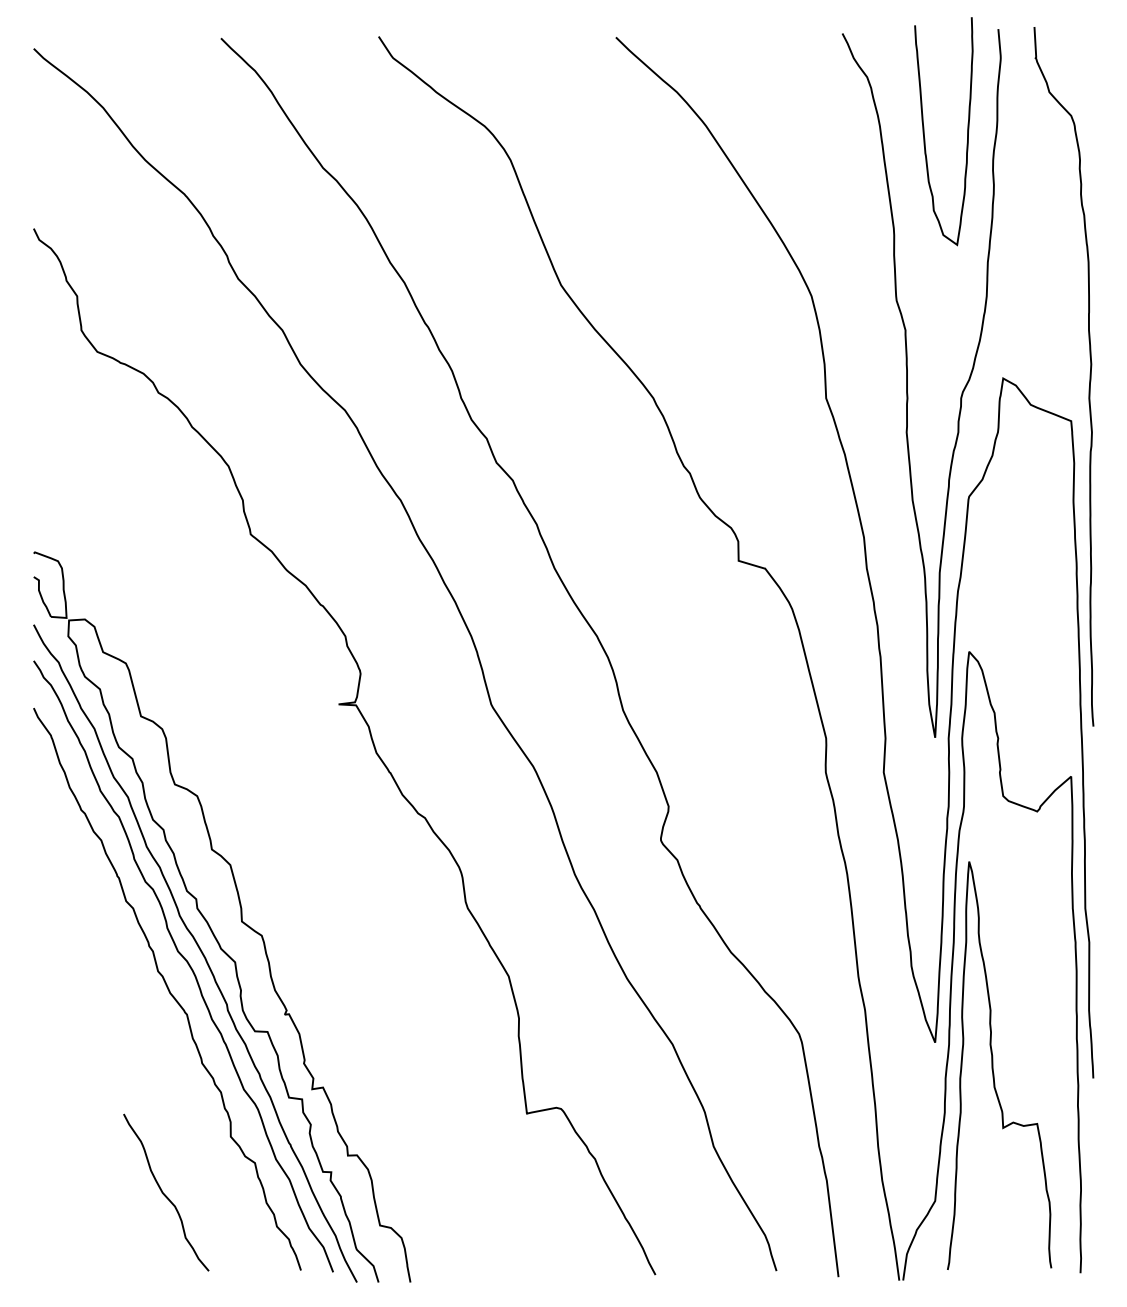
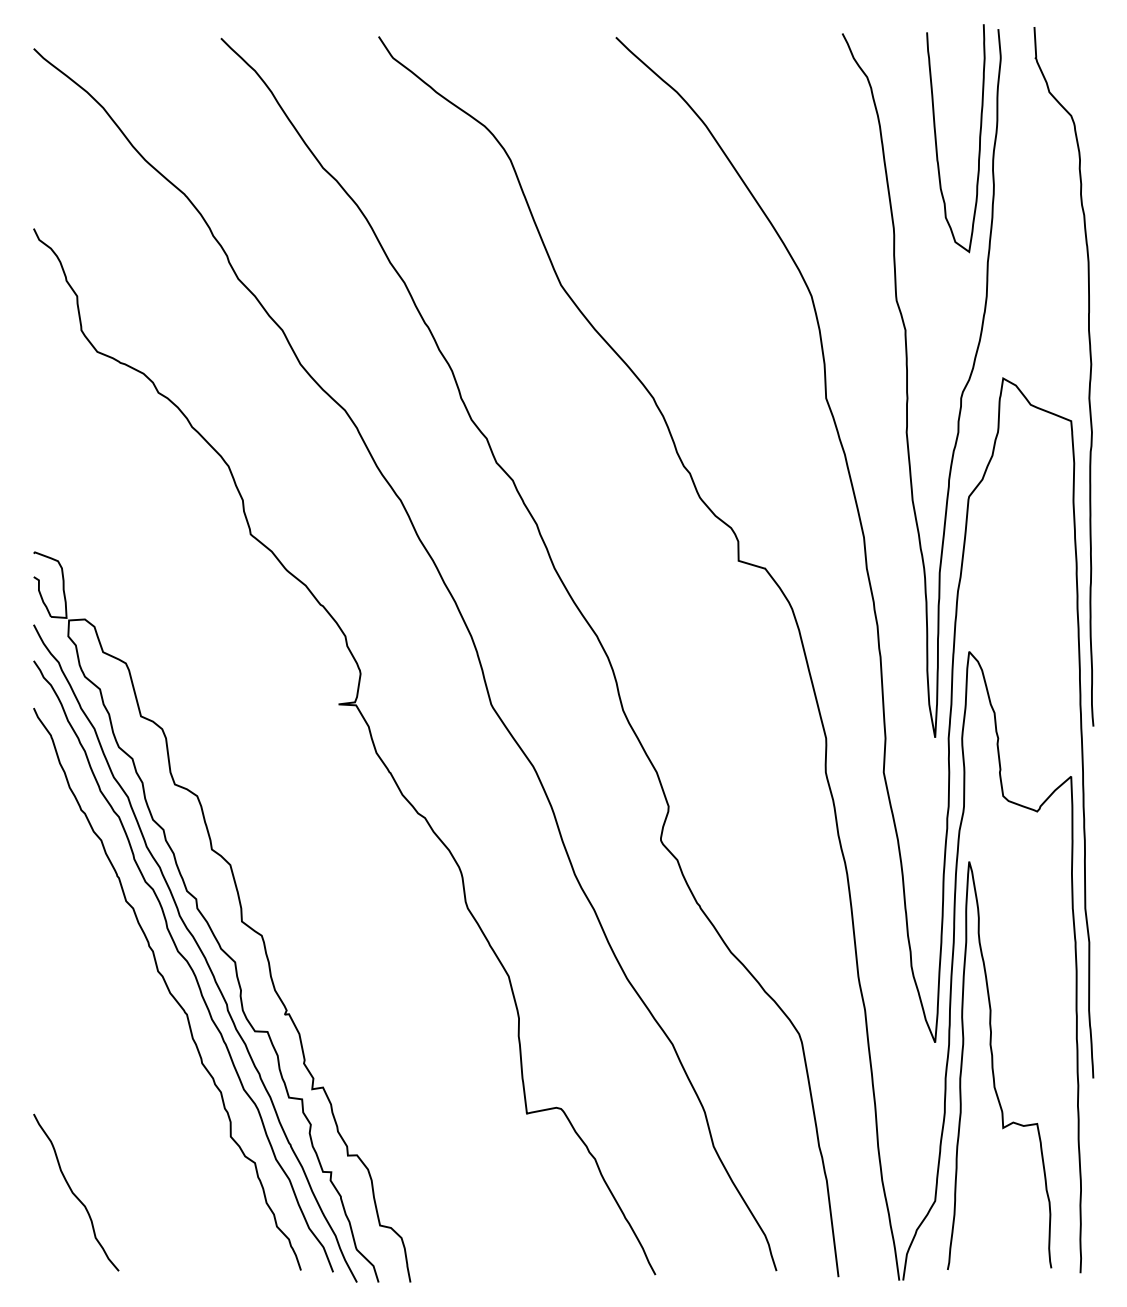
curve position: (924, 131) -> (936, 138) (936, 138)
curve position: (164, 1193) -> (74, 1193) (74, 1193)
